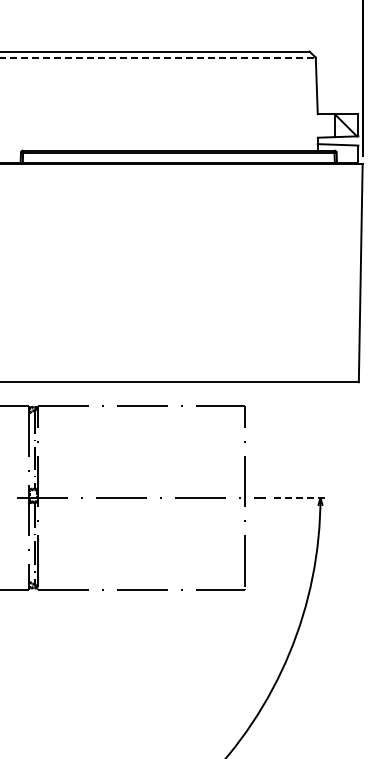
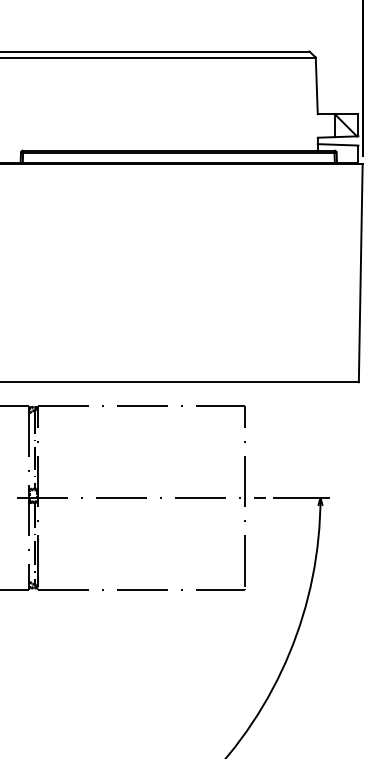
line: dashed -> solid (158, 57)
line: dashed -> solid (302, 497)
